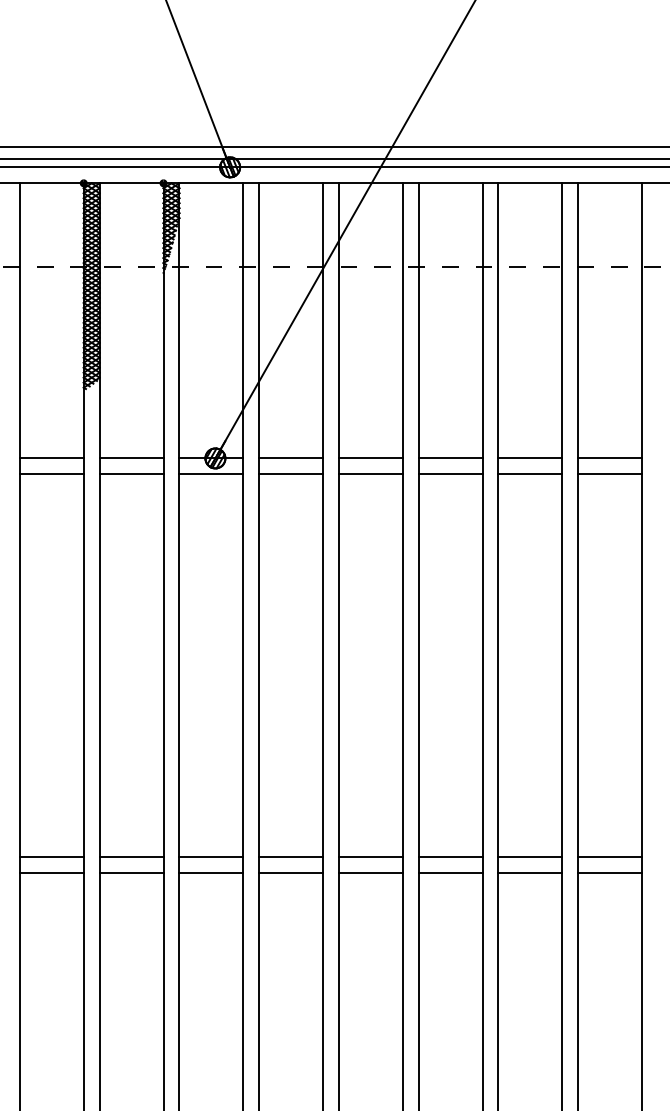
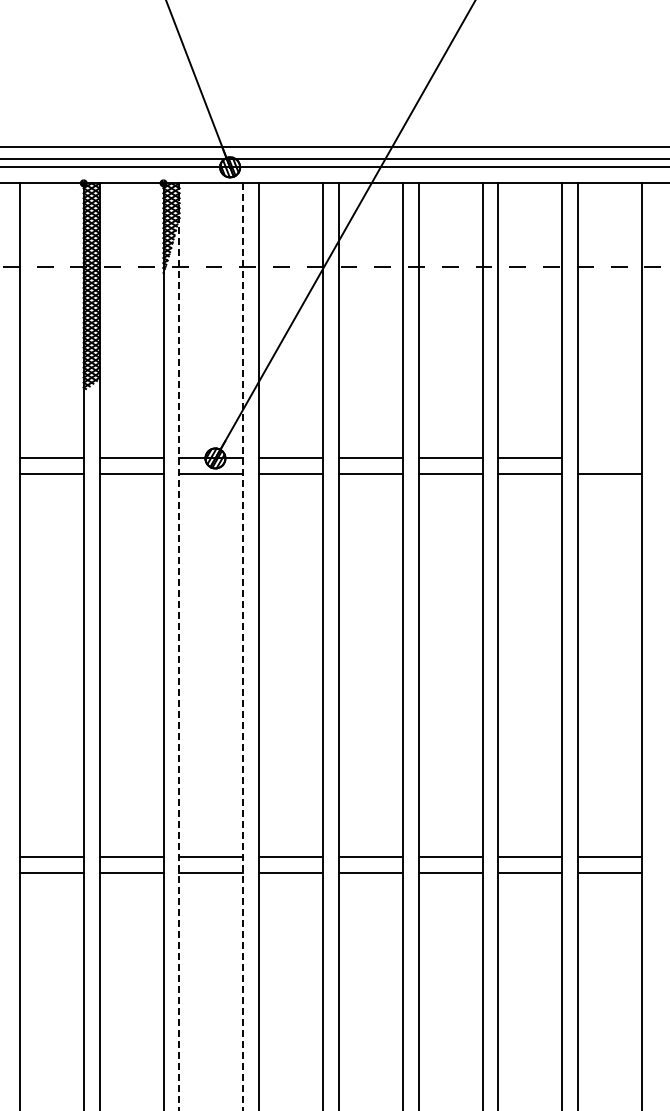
line: present -> none (610, 458)
line: solid -> dashed (179, 647)
line: solid -> dashed (243, 647)
